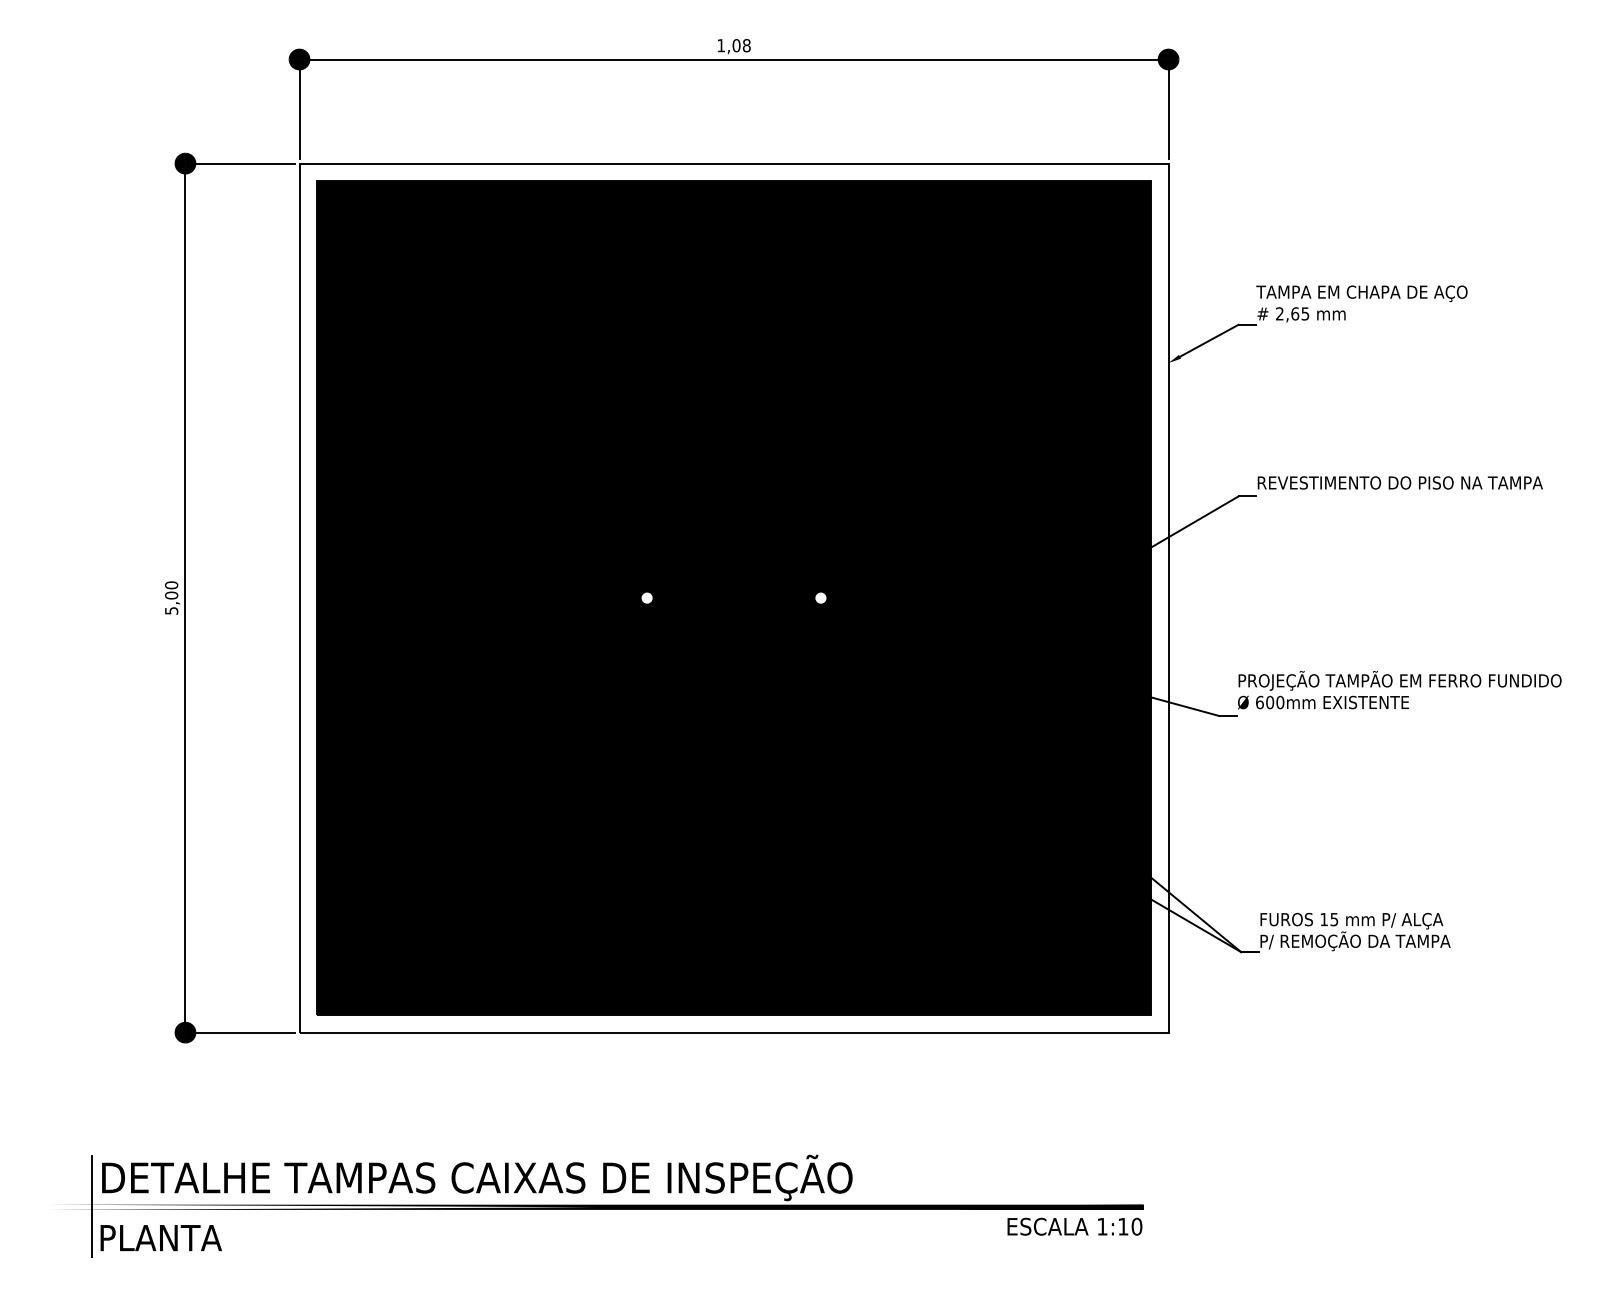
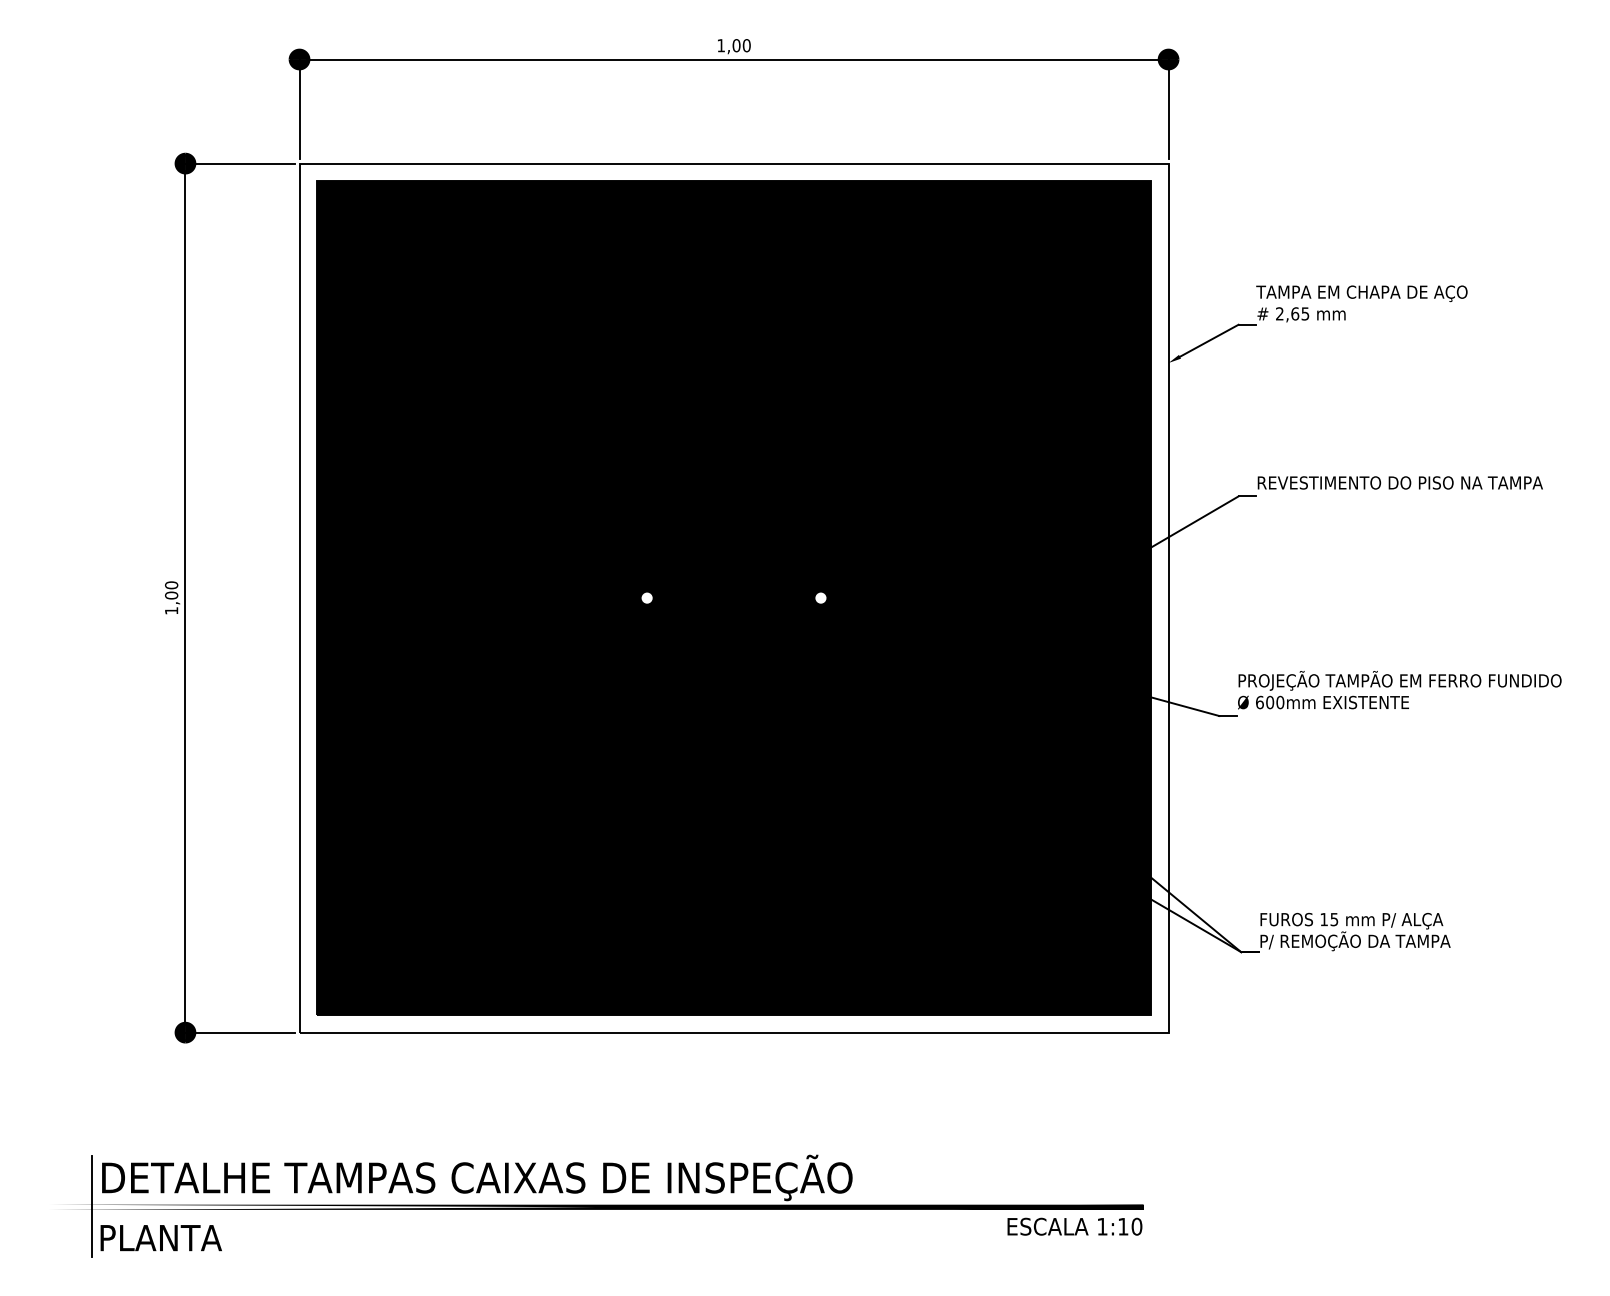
text: 1,08 -> 1,00 (746, 45)
text: 5,00 -> 1,00 (171, 610)
